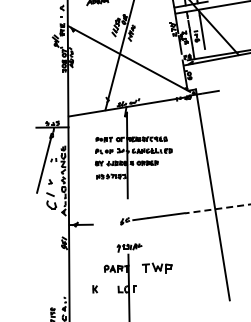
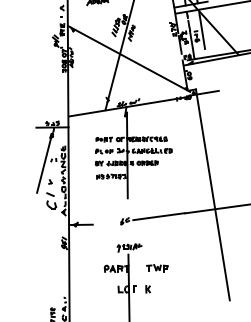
line: dashed -> solid (217, 208)
part size: 31x12 px -> 23x9 px (157, 268)
part position: (94, 289) -> (147, 289) (147, 289)
